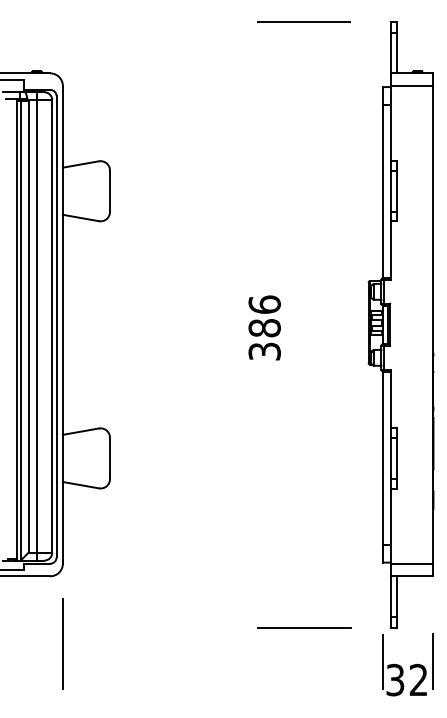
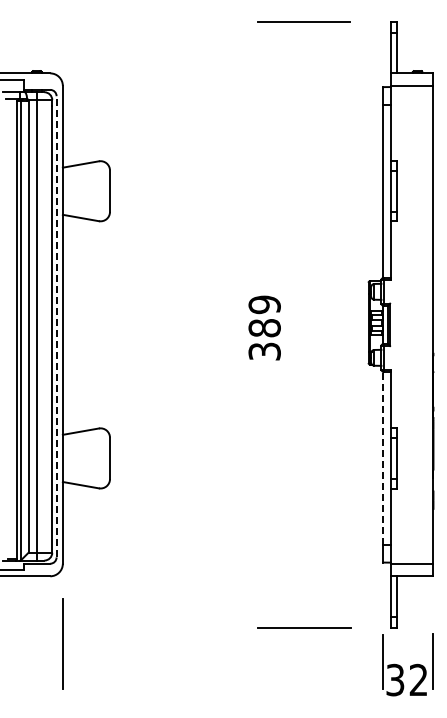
text: 386 -> 389 (264, 304)
line: solid -> dashed (56, 326)
line: solid -> dashed (383, 458)
